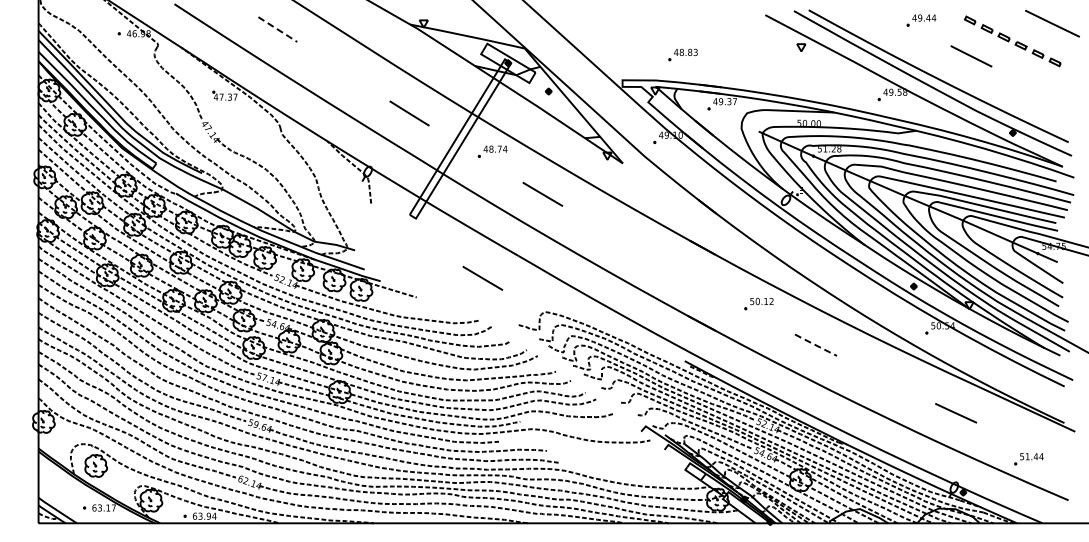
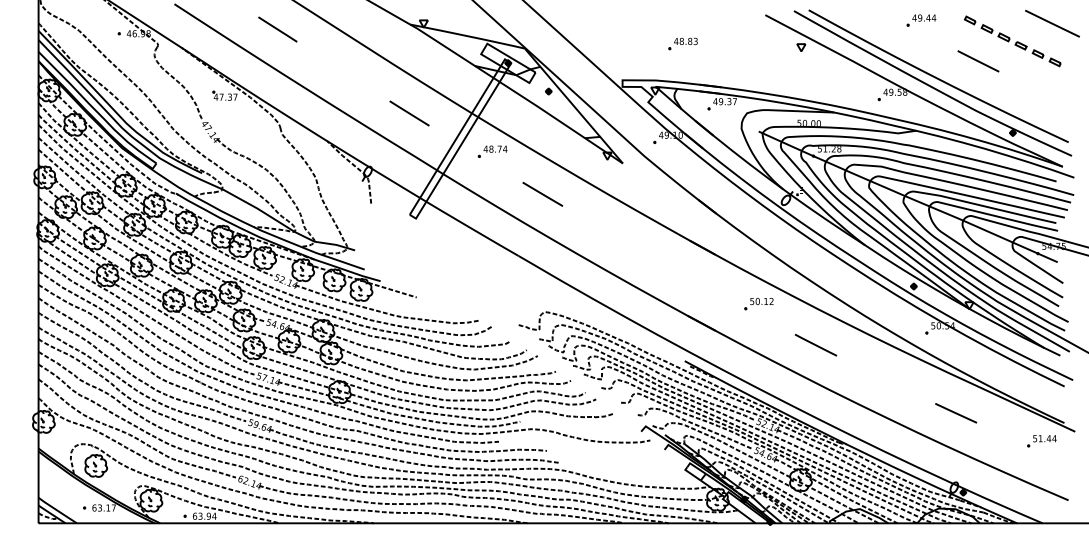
line: dashed -> solid (277, 29)
part position: (682, 54) -> (682, 43) (682, 43)
line position: (971, 56) -> (978, 61) (978, 61)
line: present -> none (482, 277)
line: dashed -> solid (816, 345)
part position: (1028, 459) -> (1041, 441) (1041, 441)
